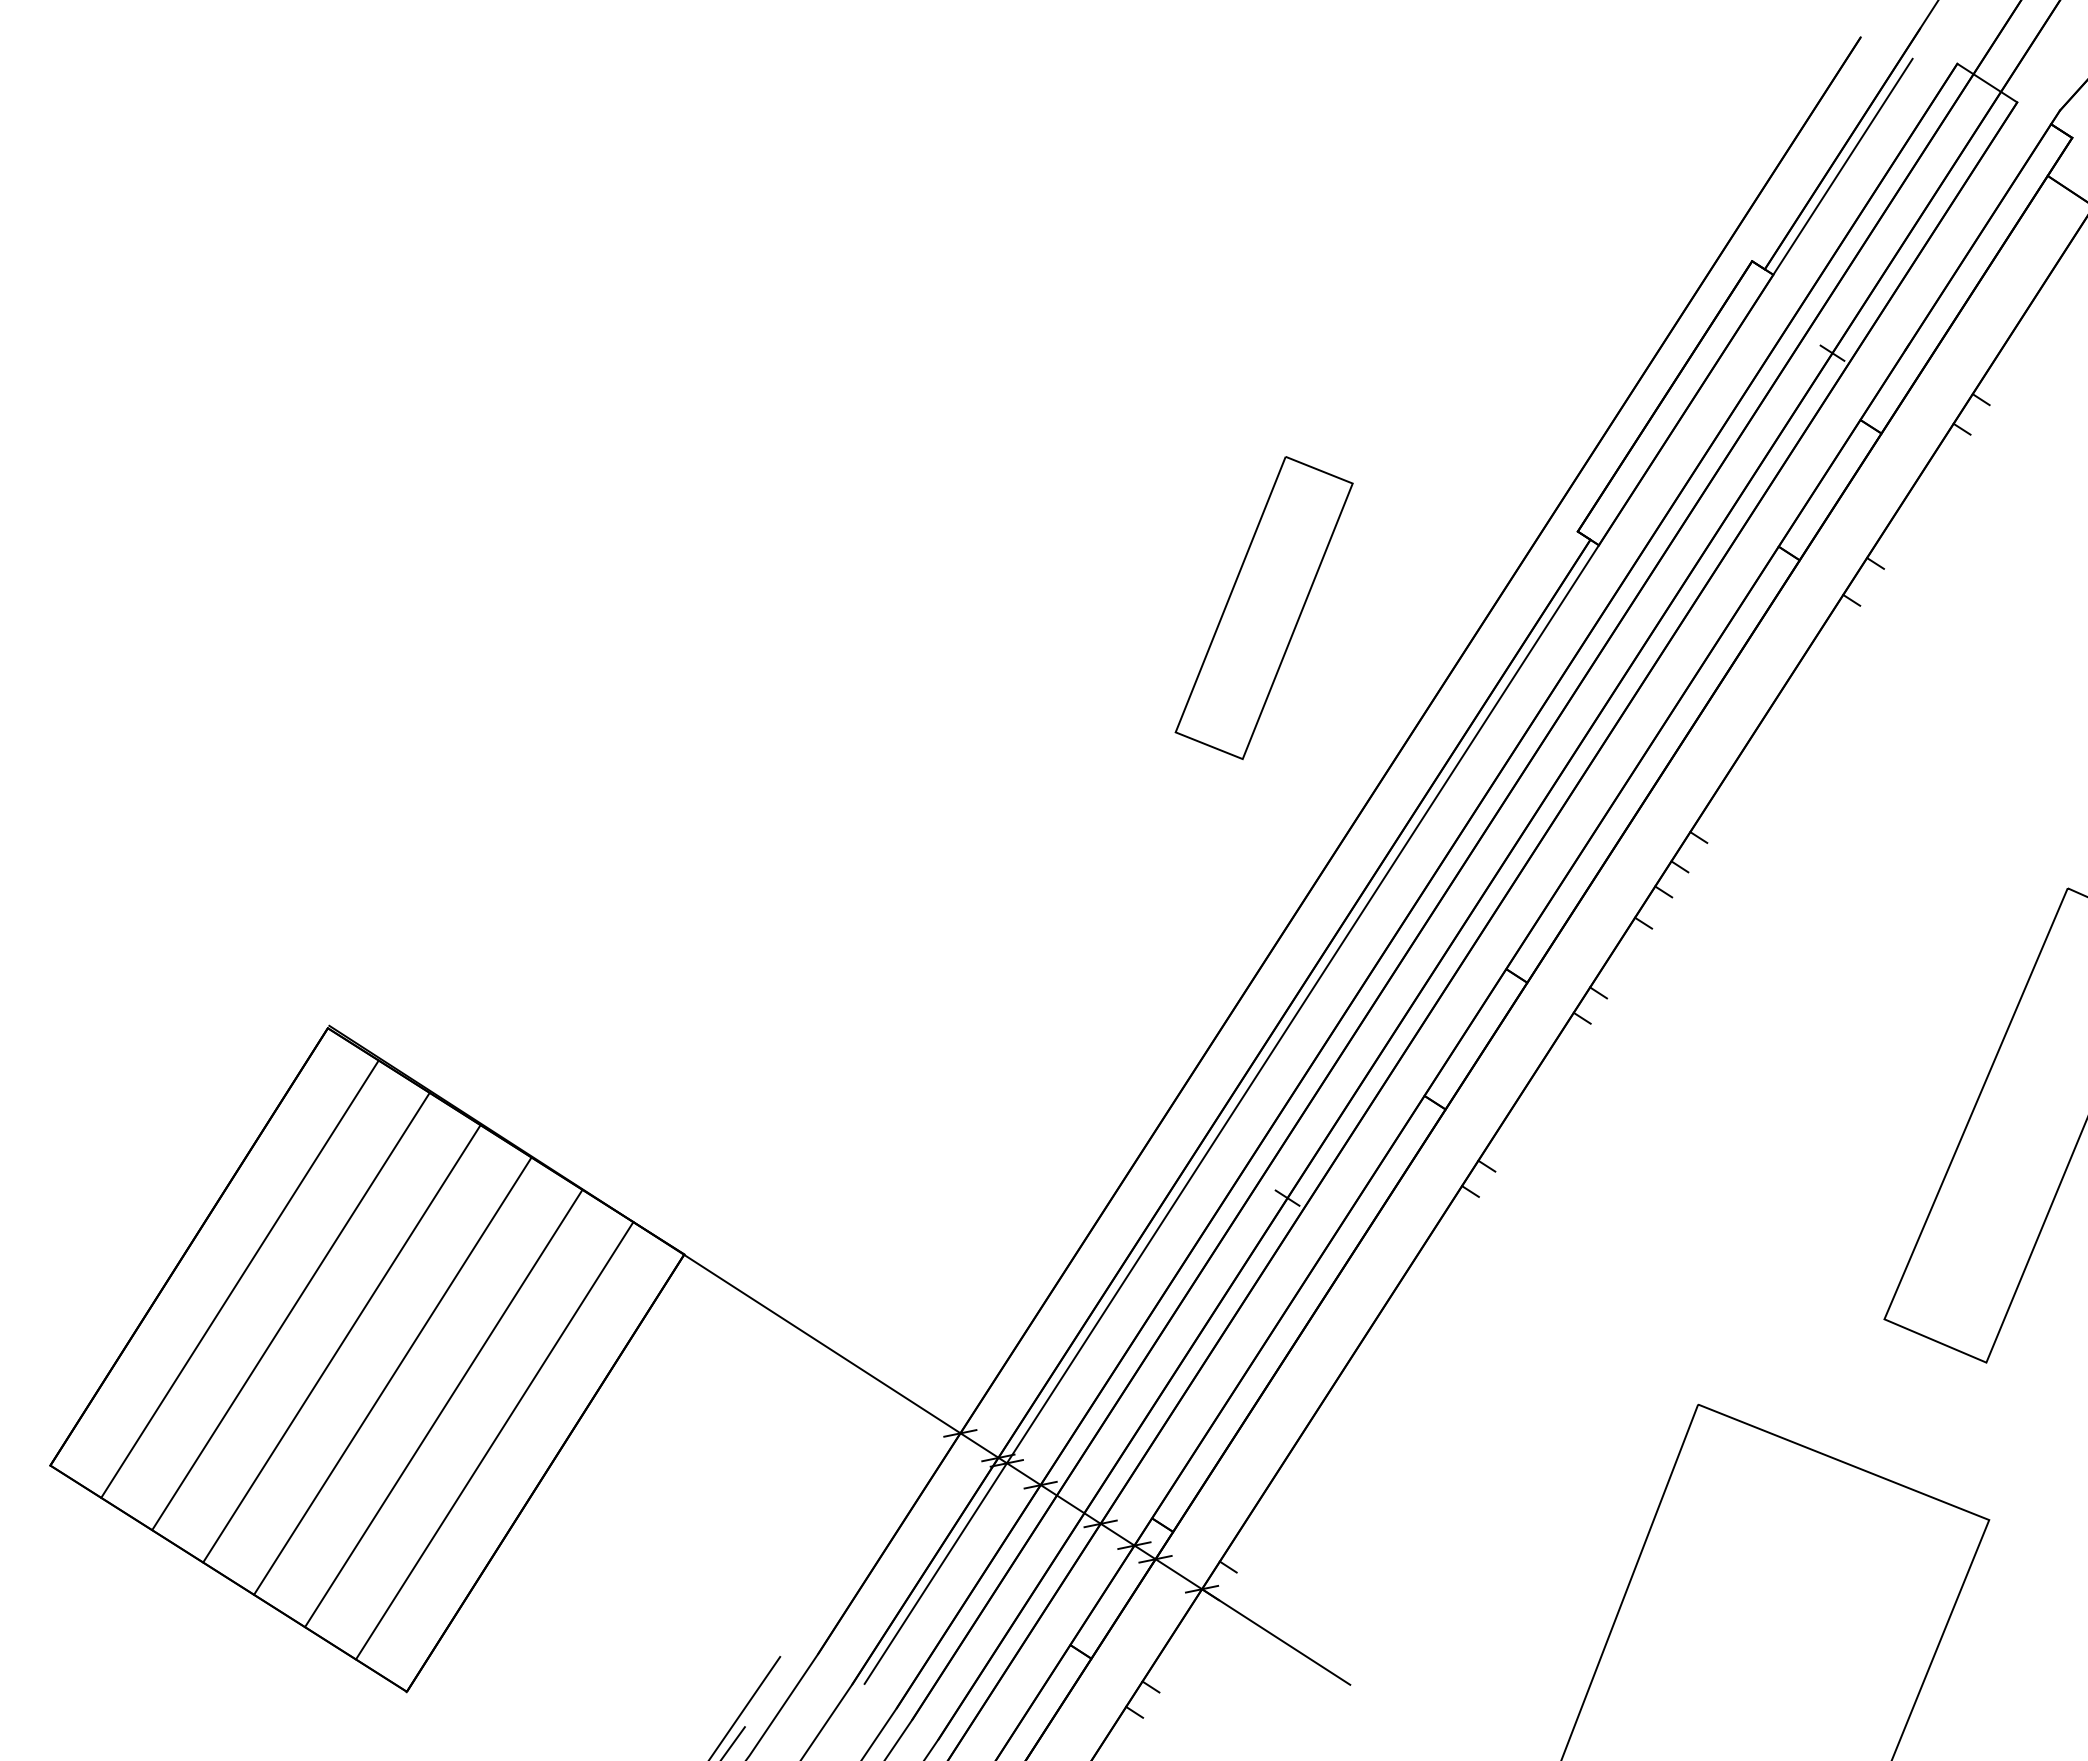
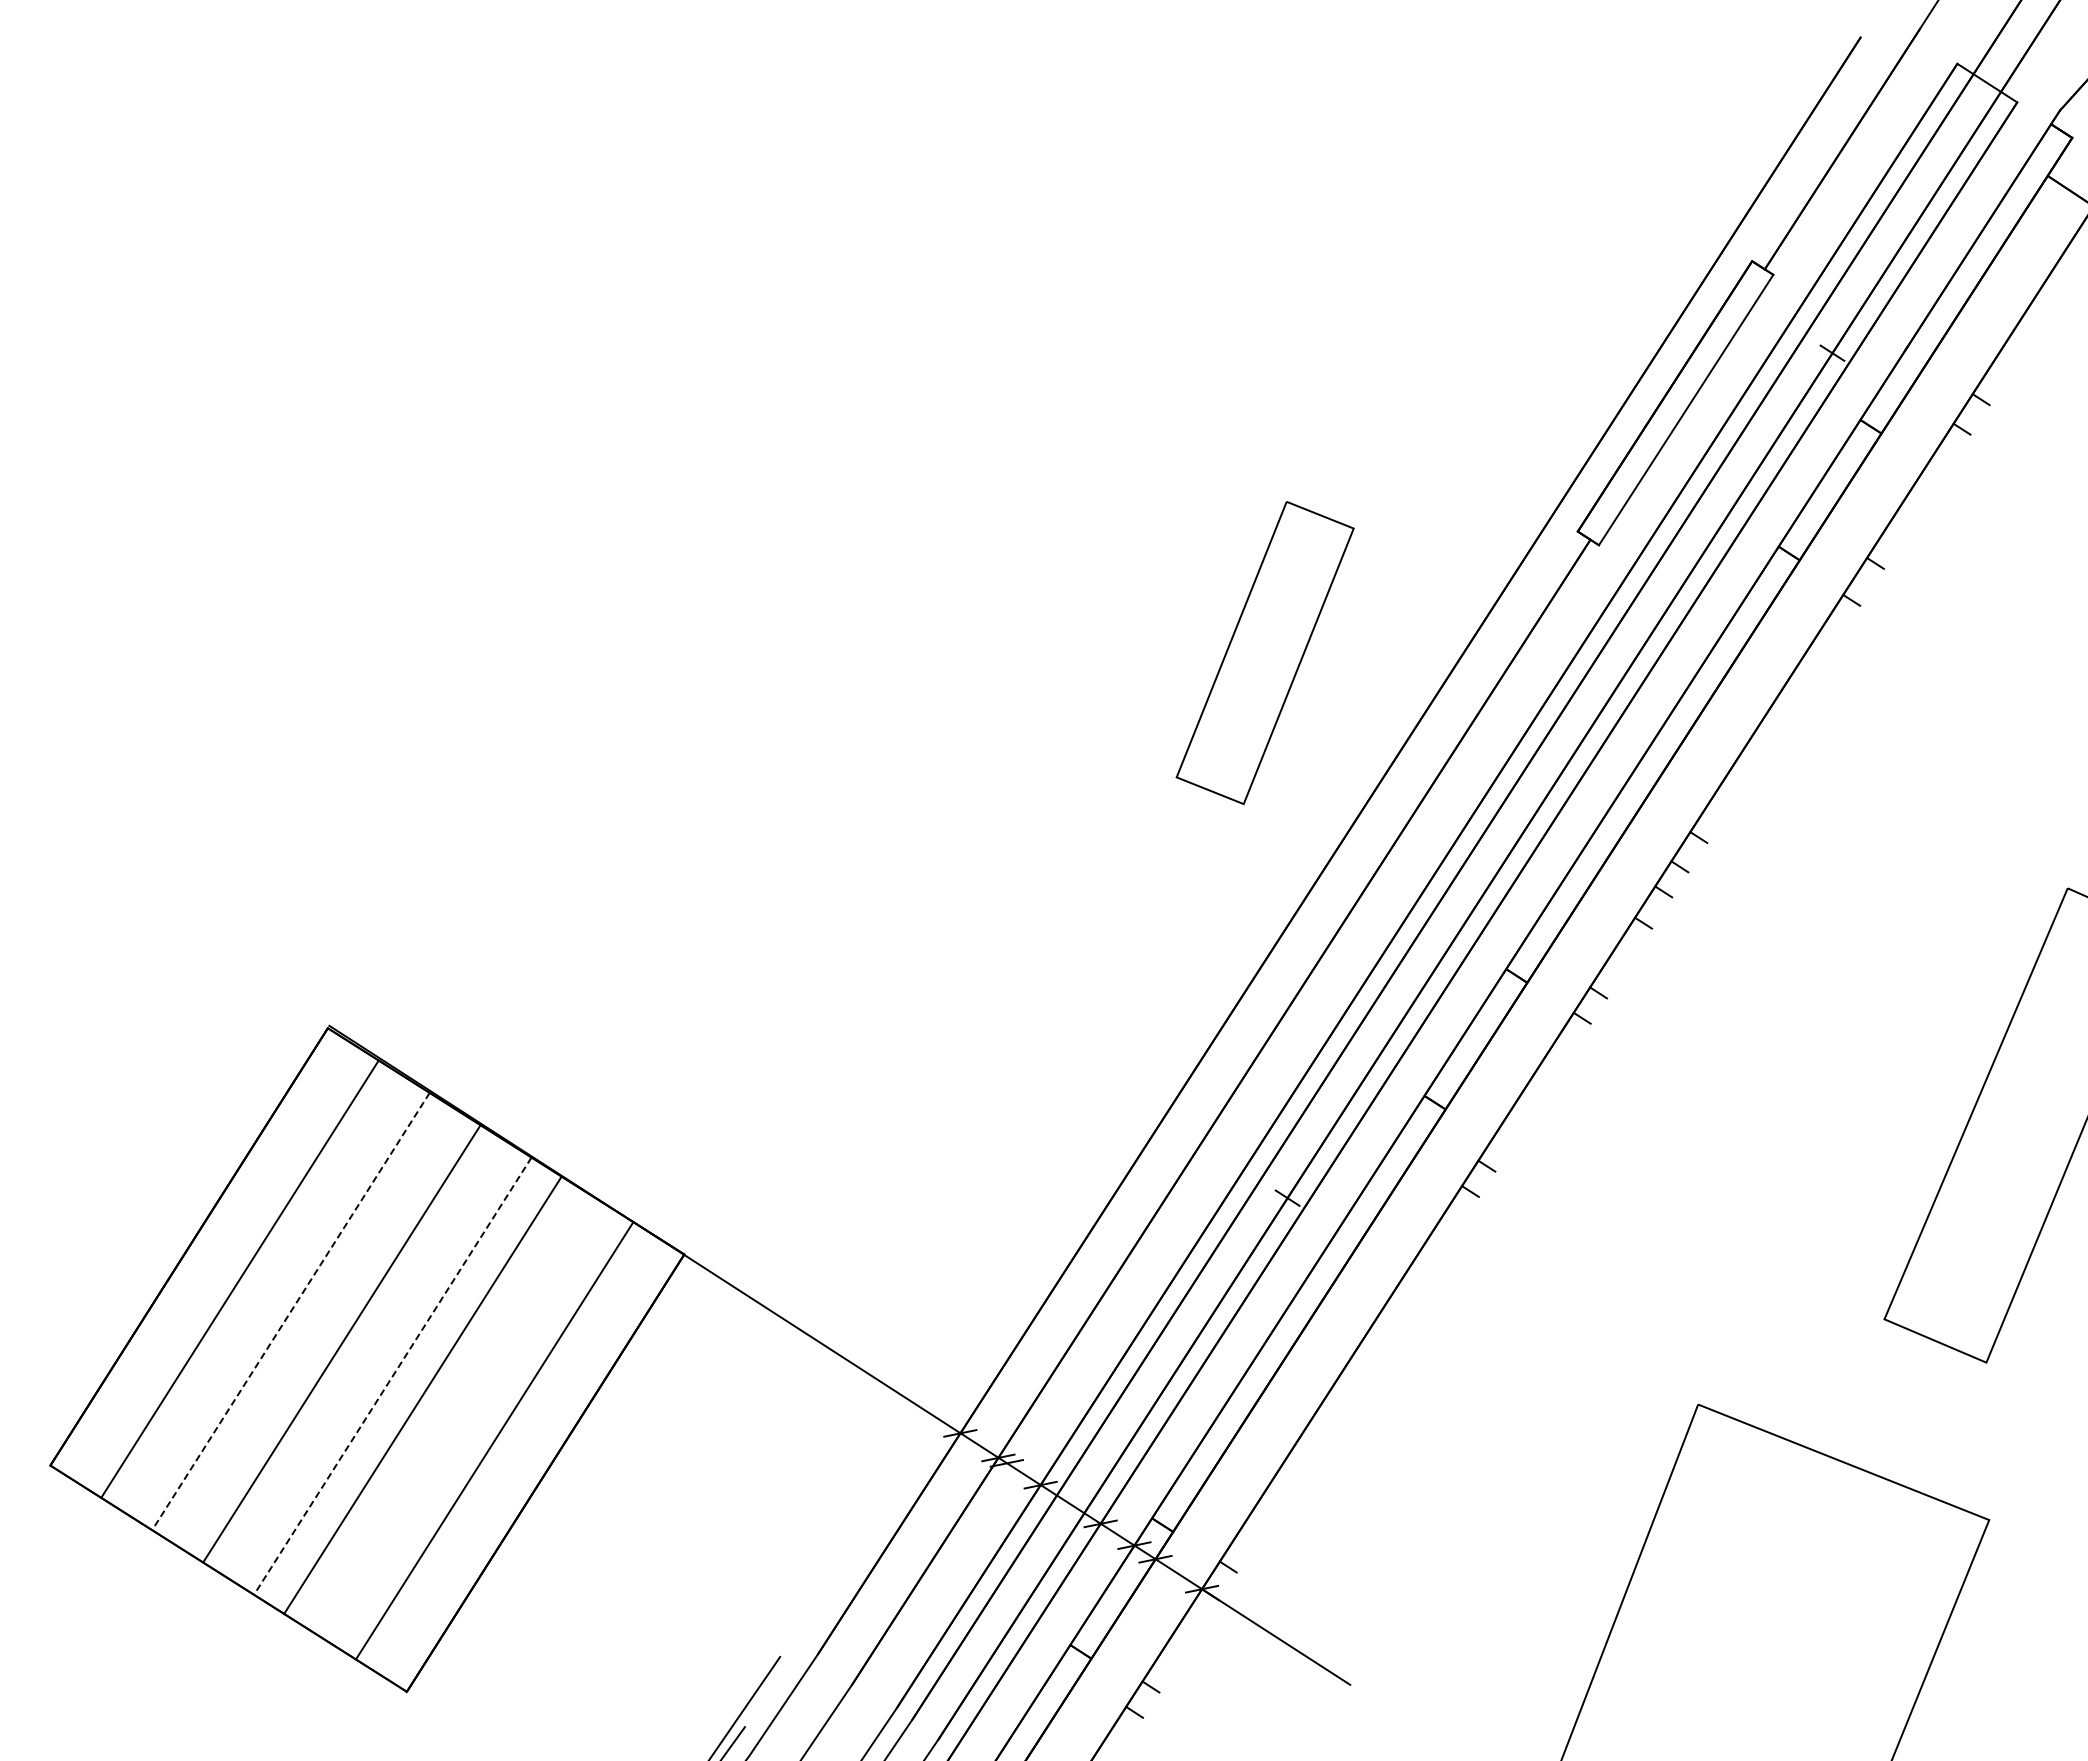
part position: (1263, 607) -> (1264, 652) (1264, 652)
line: present -> none (1388, 870)
line: solid -> dashed (290, 1311)
line: solid -> dashed (392, 1376)
line position: (443, 1408) -> (422, 1395) (422, 1395)
